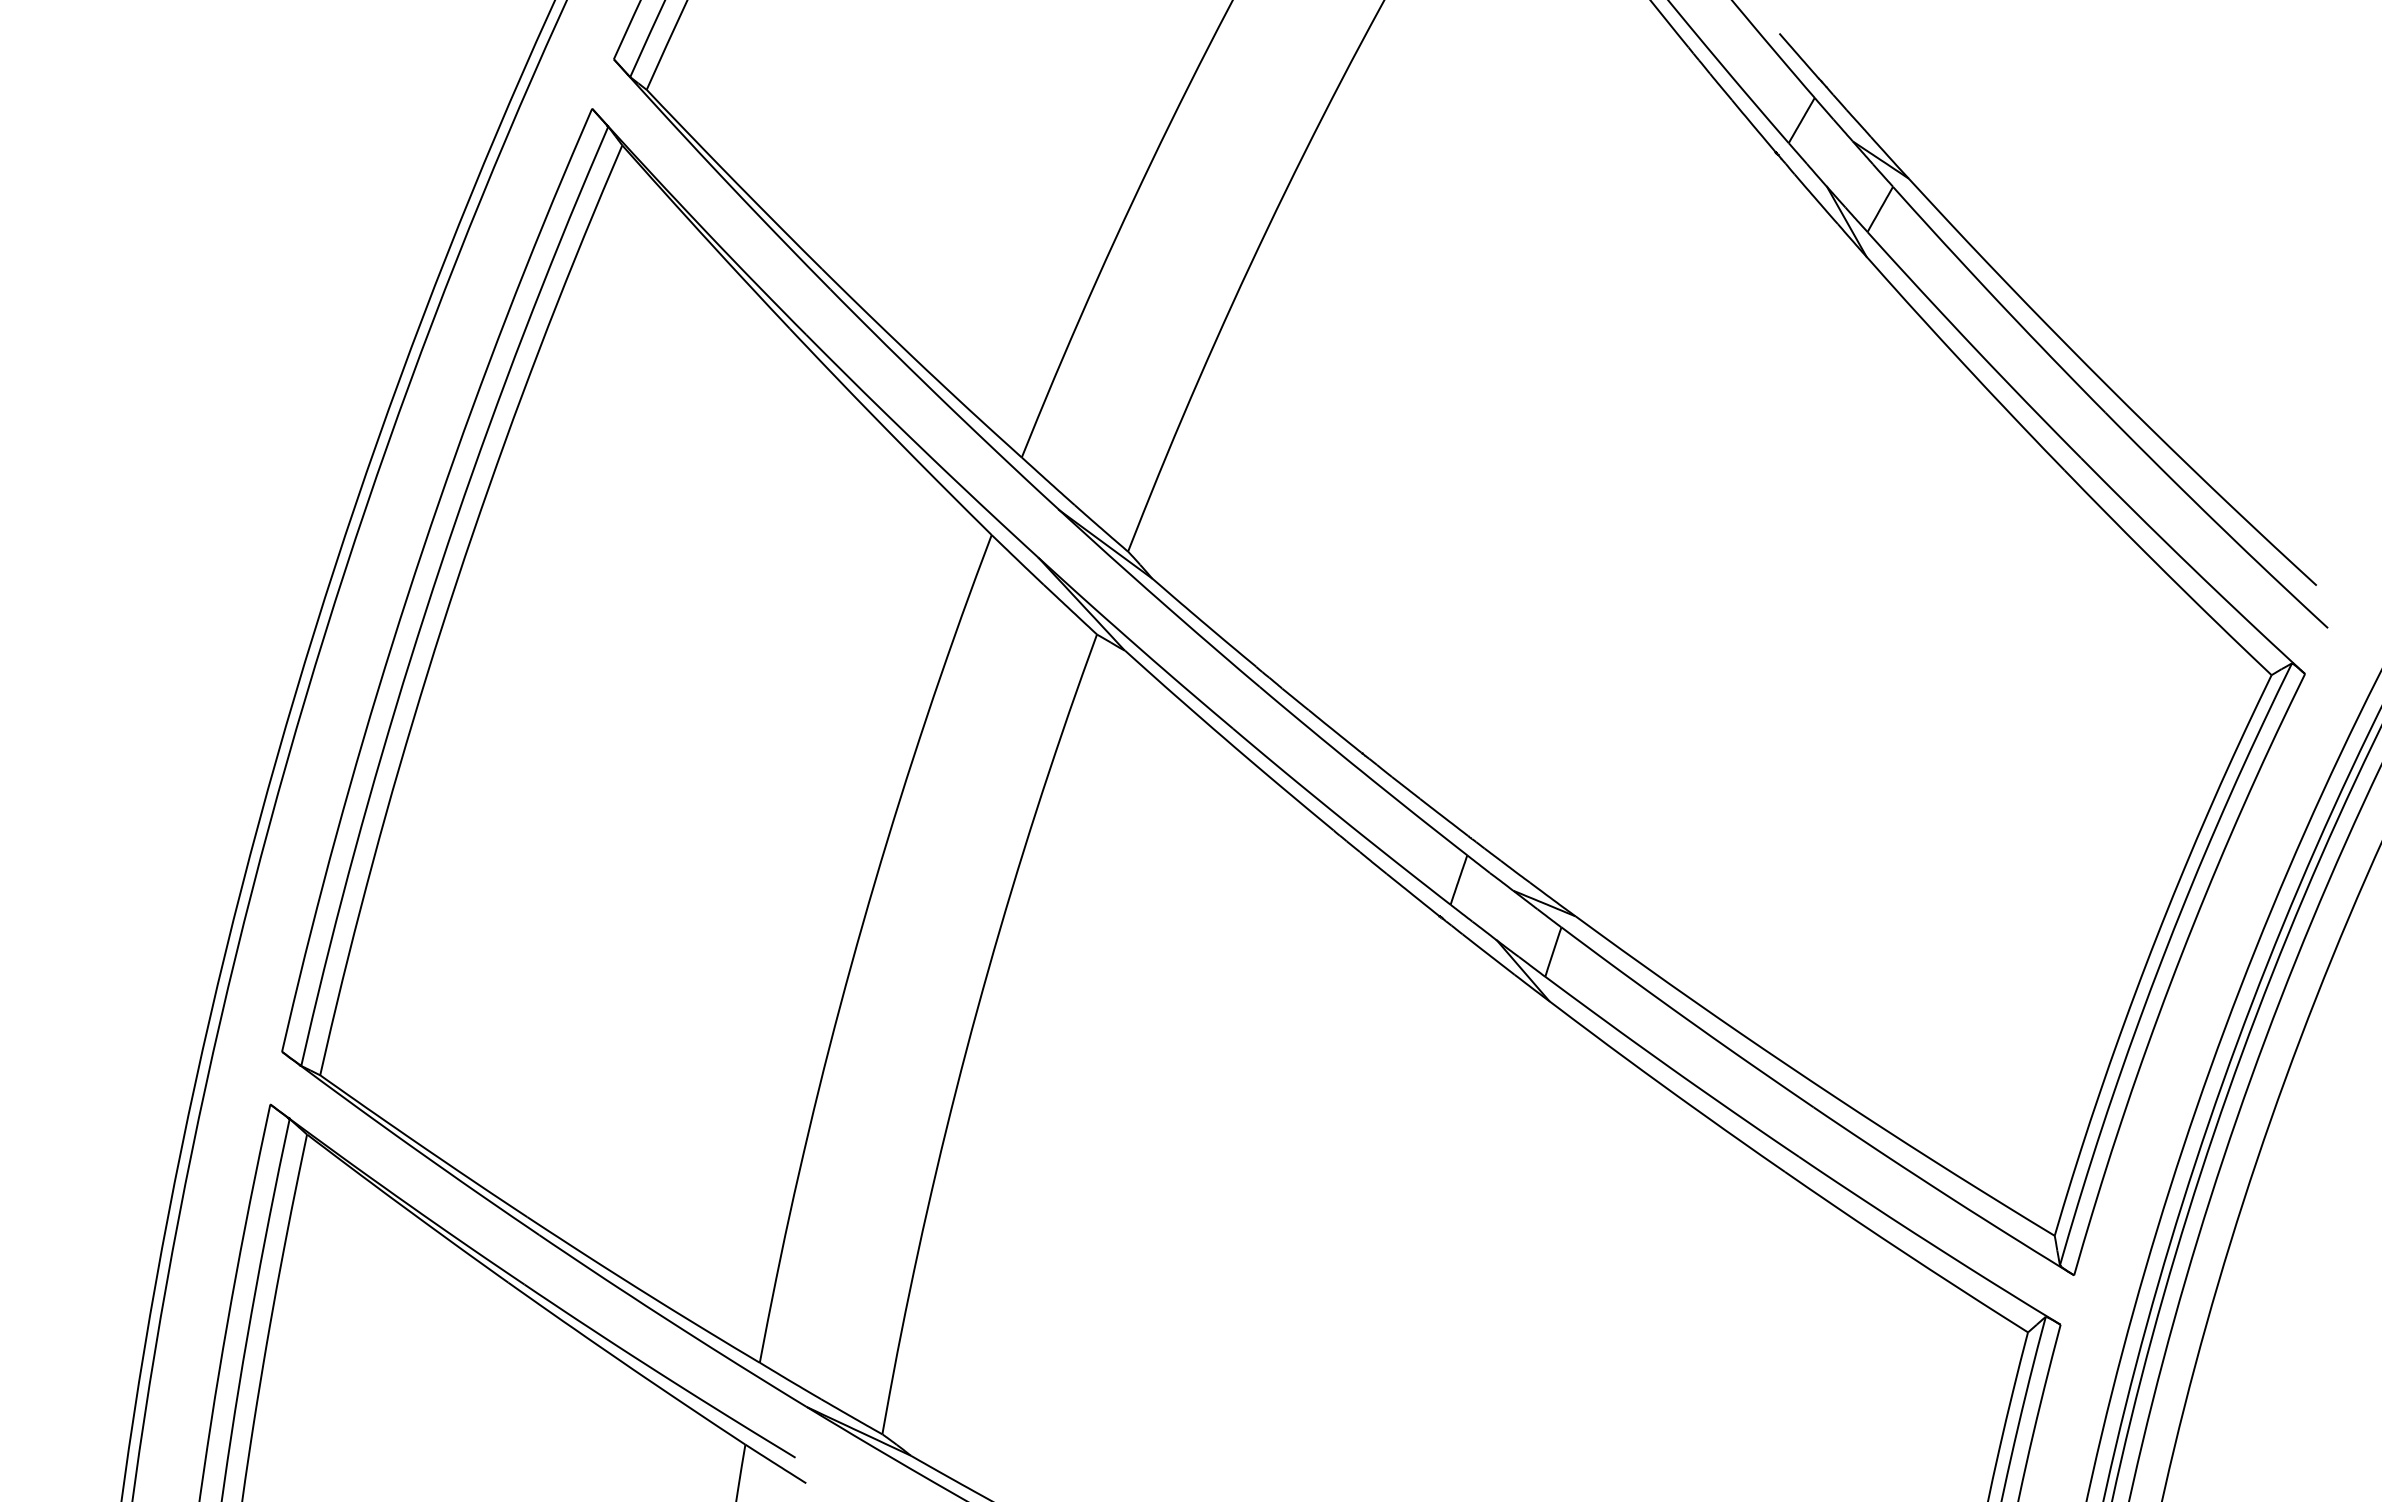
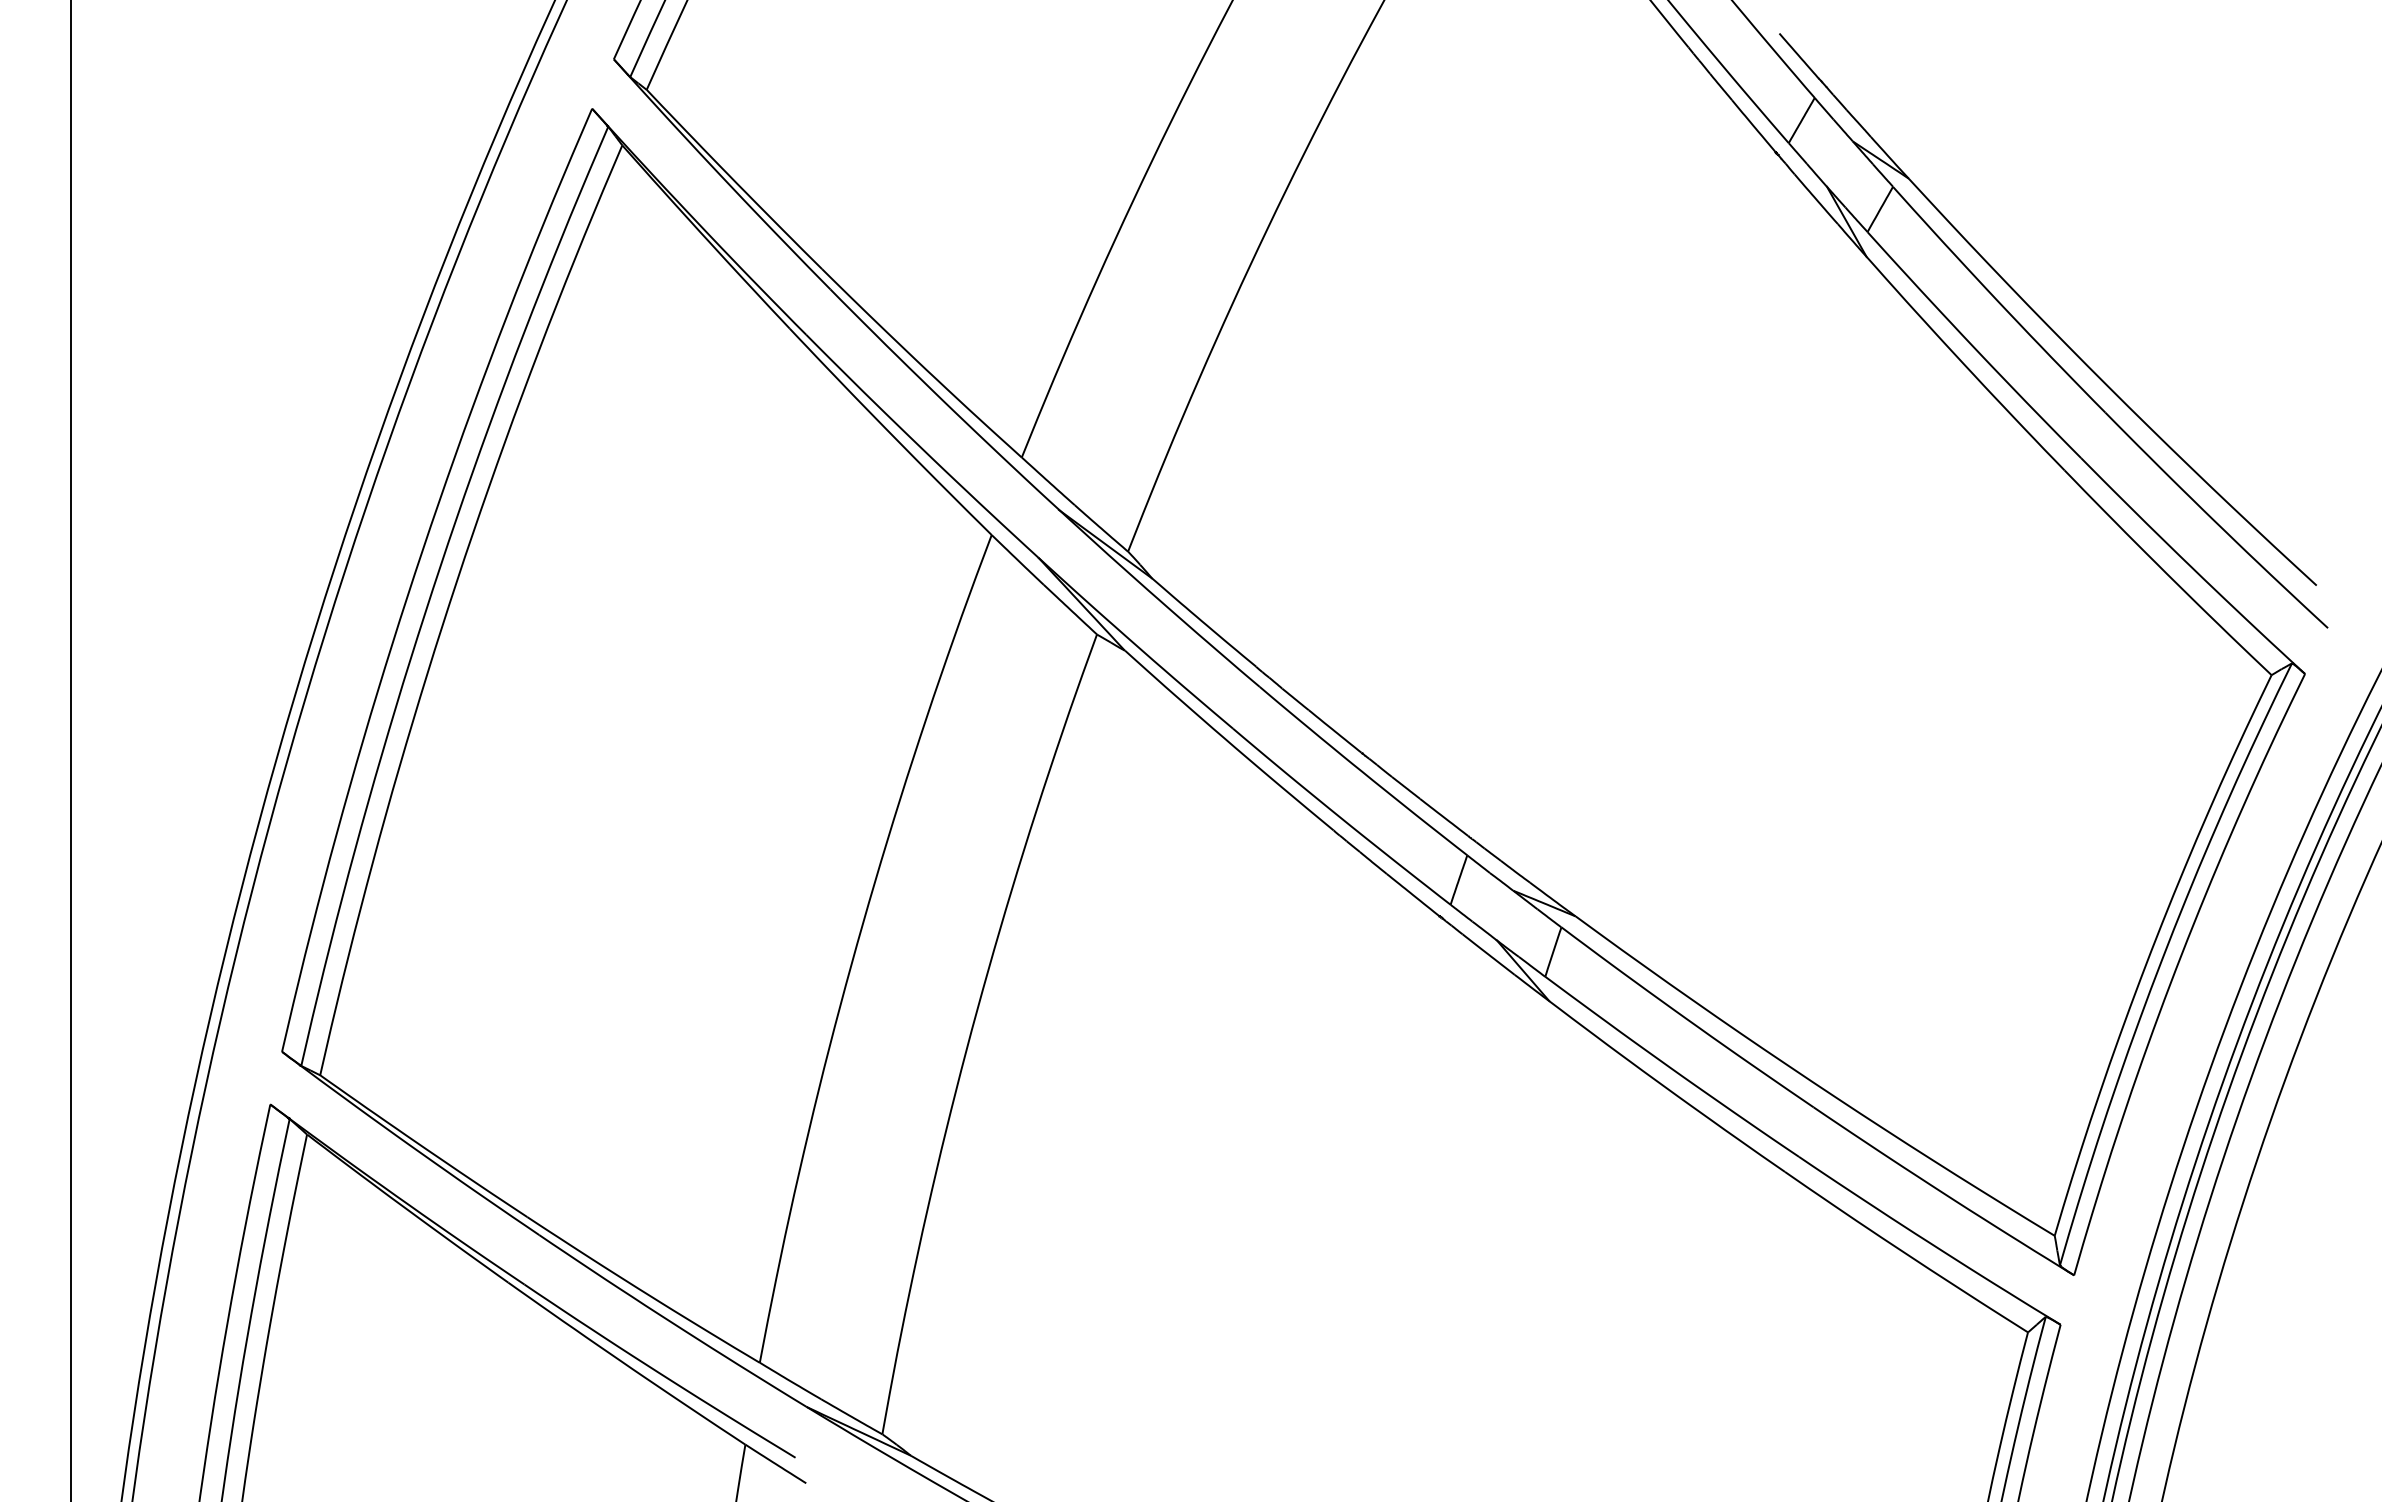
line: none -> present (71, 750)
